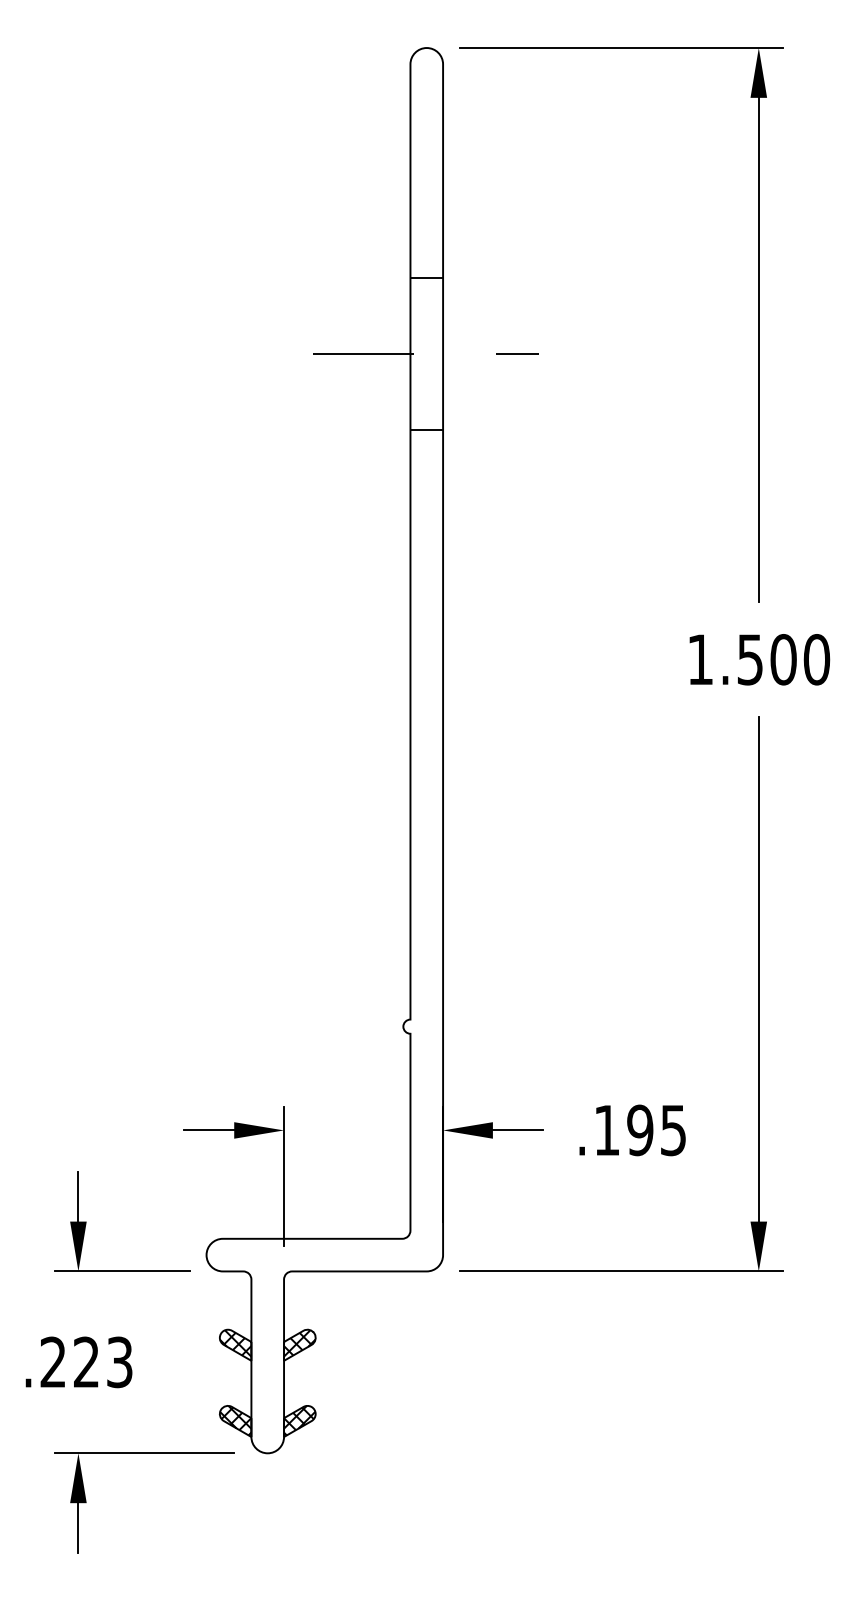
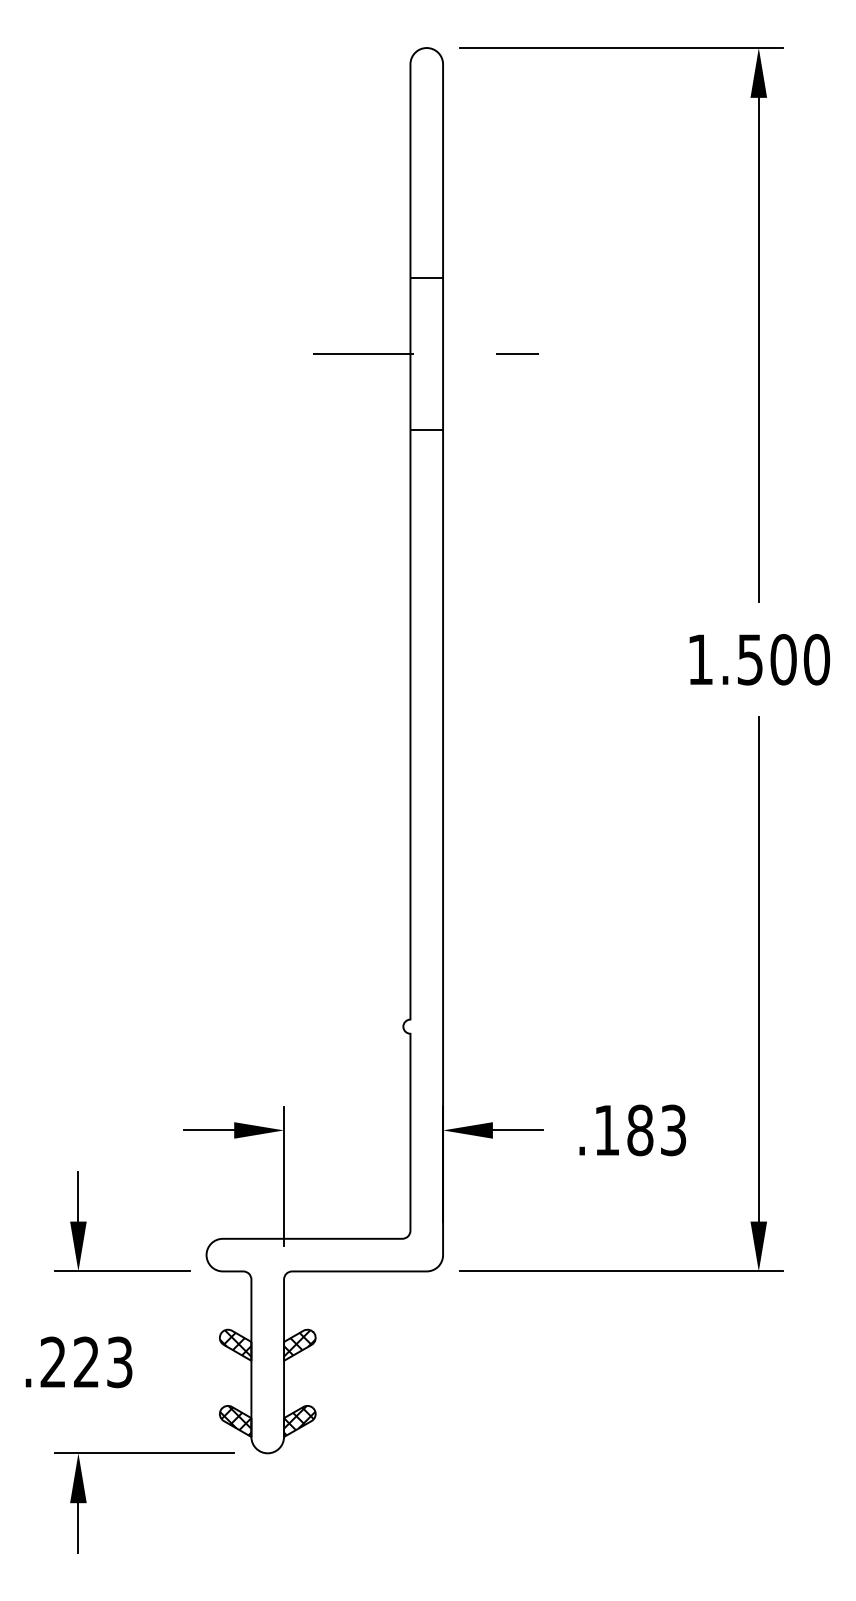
text: .195 -> .183 (656, 1130)
